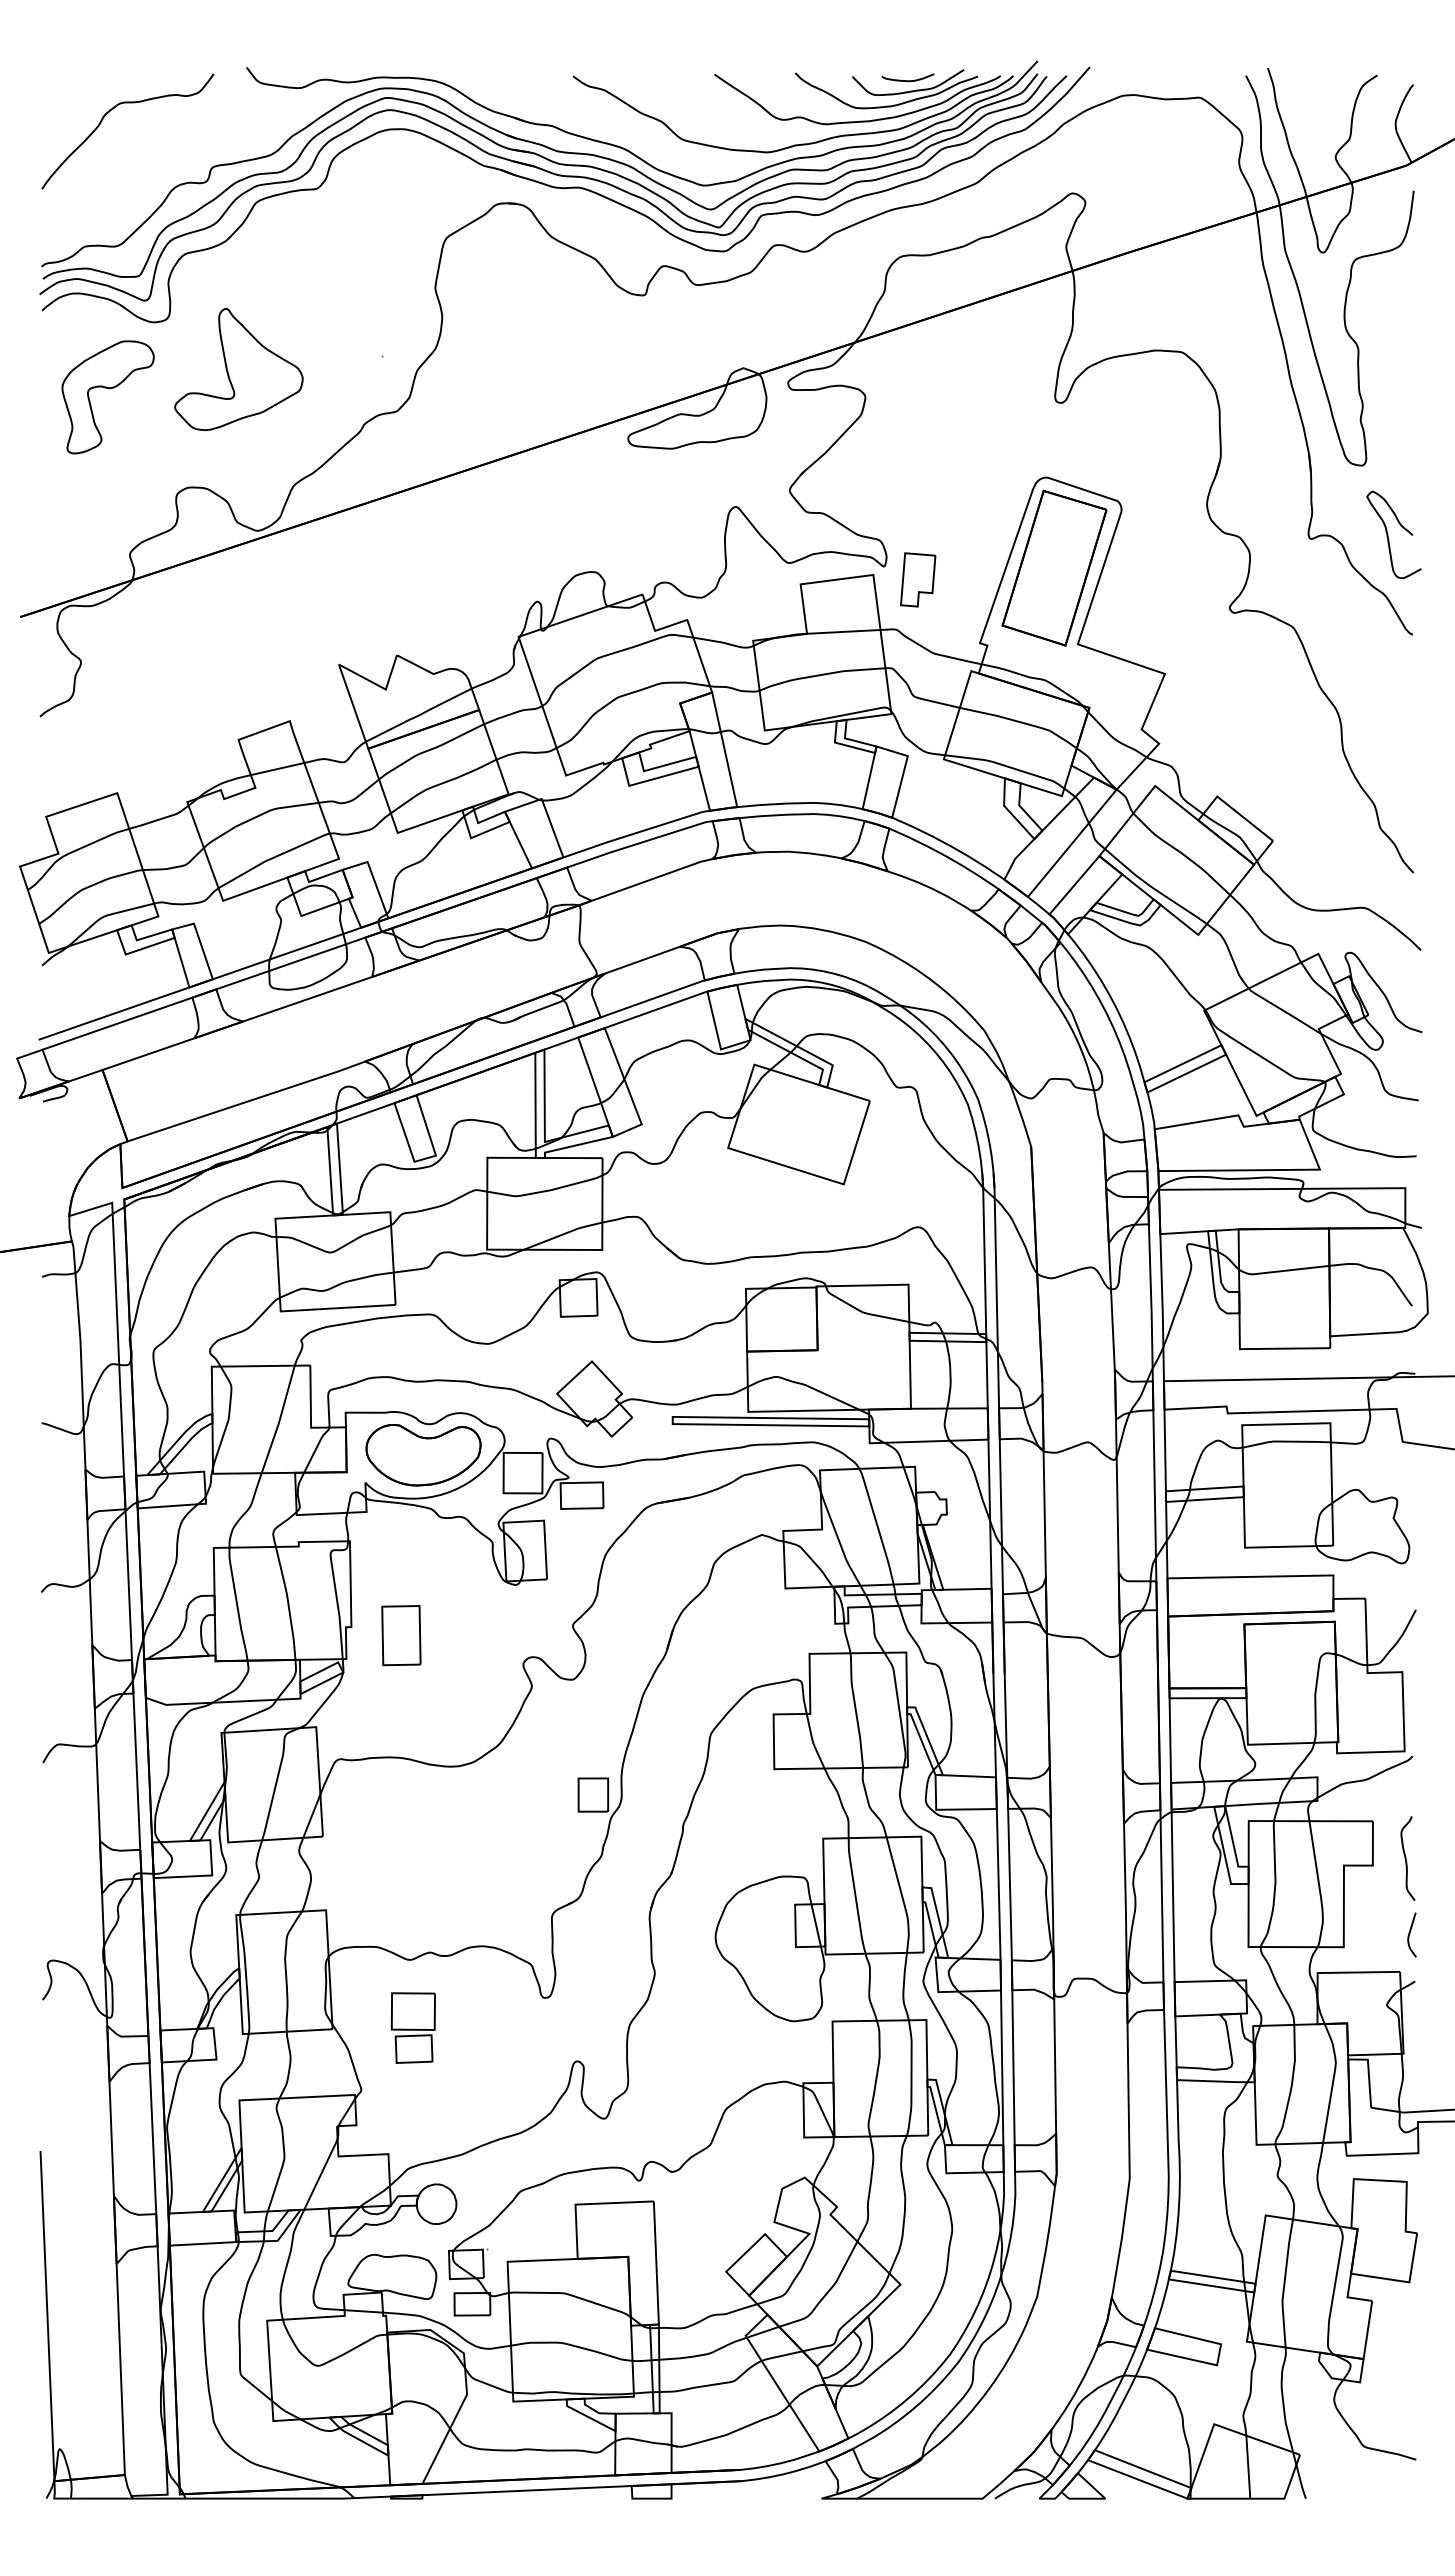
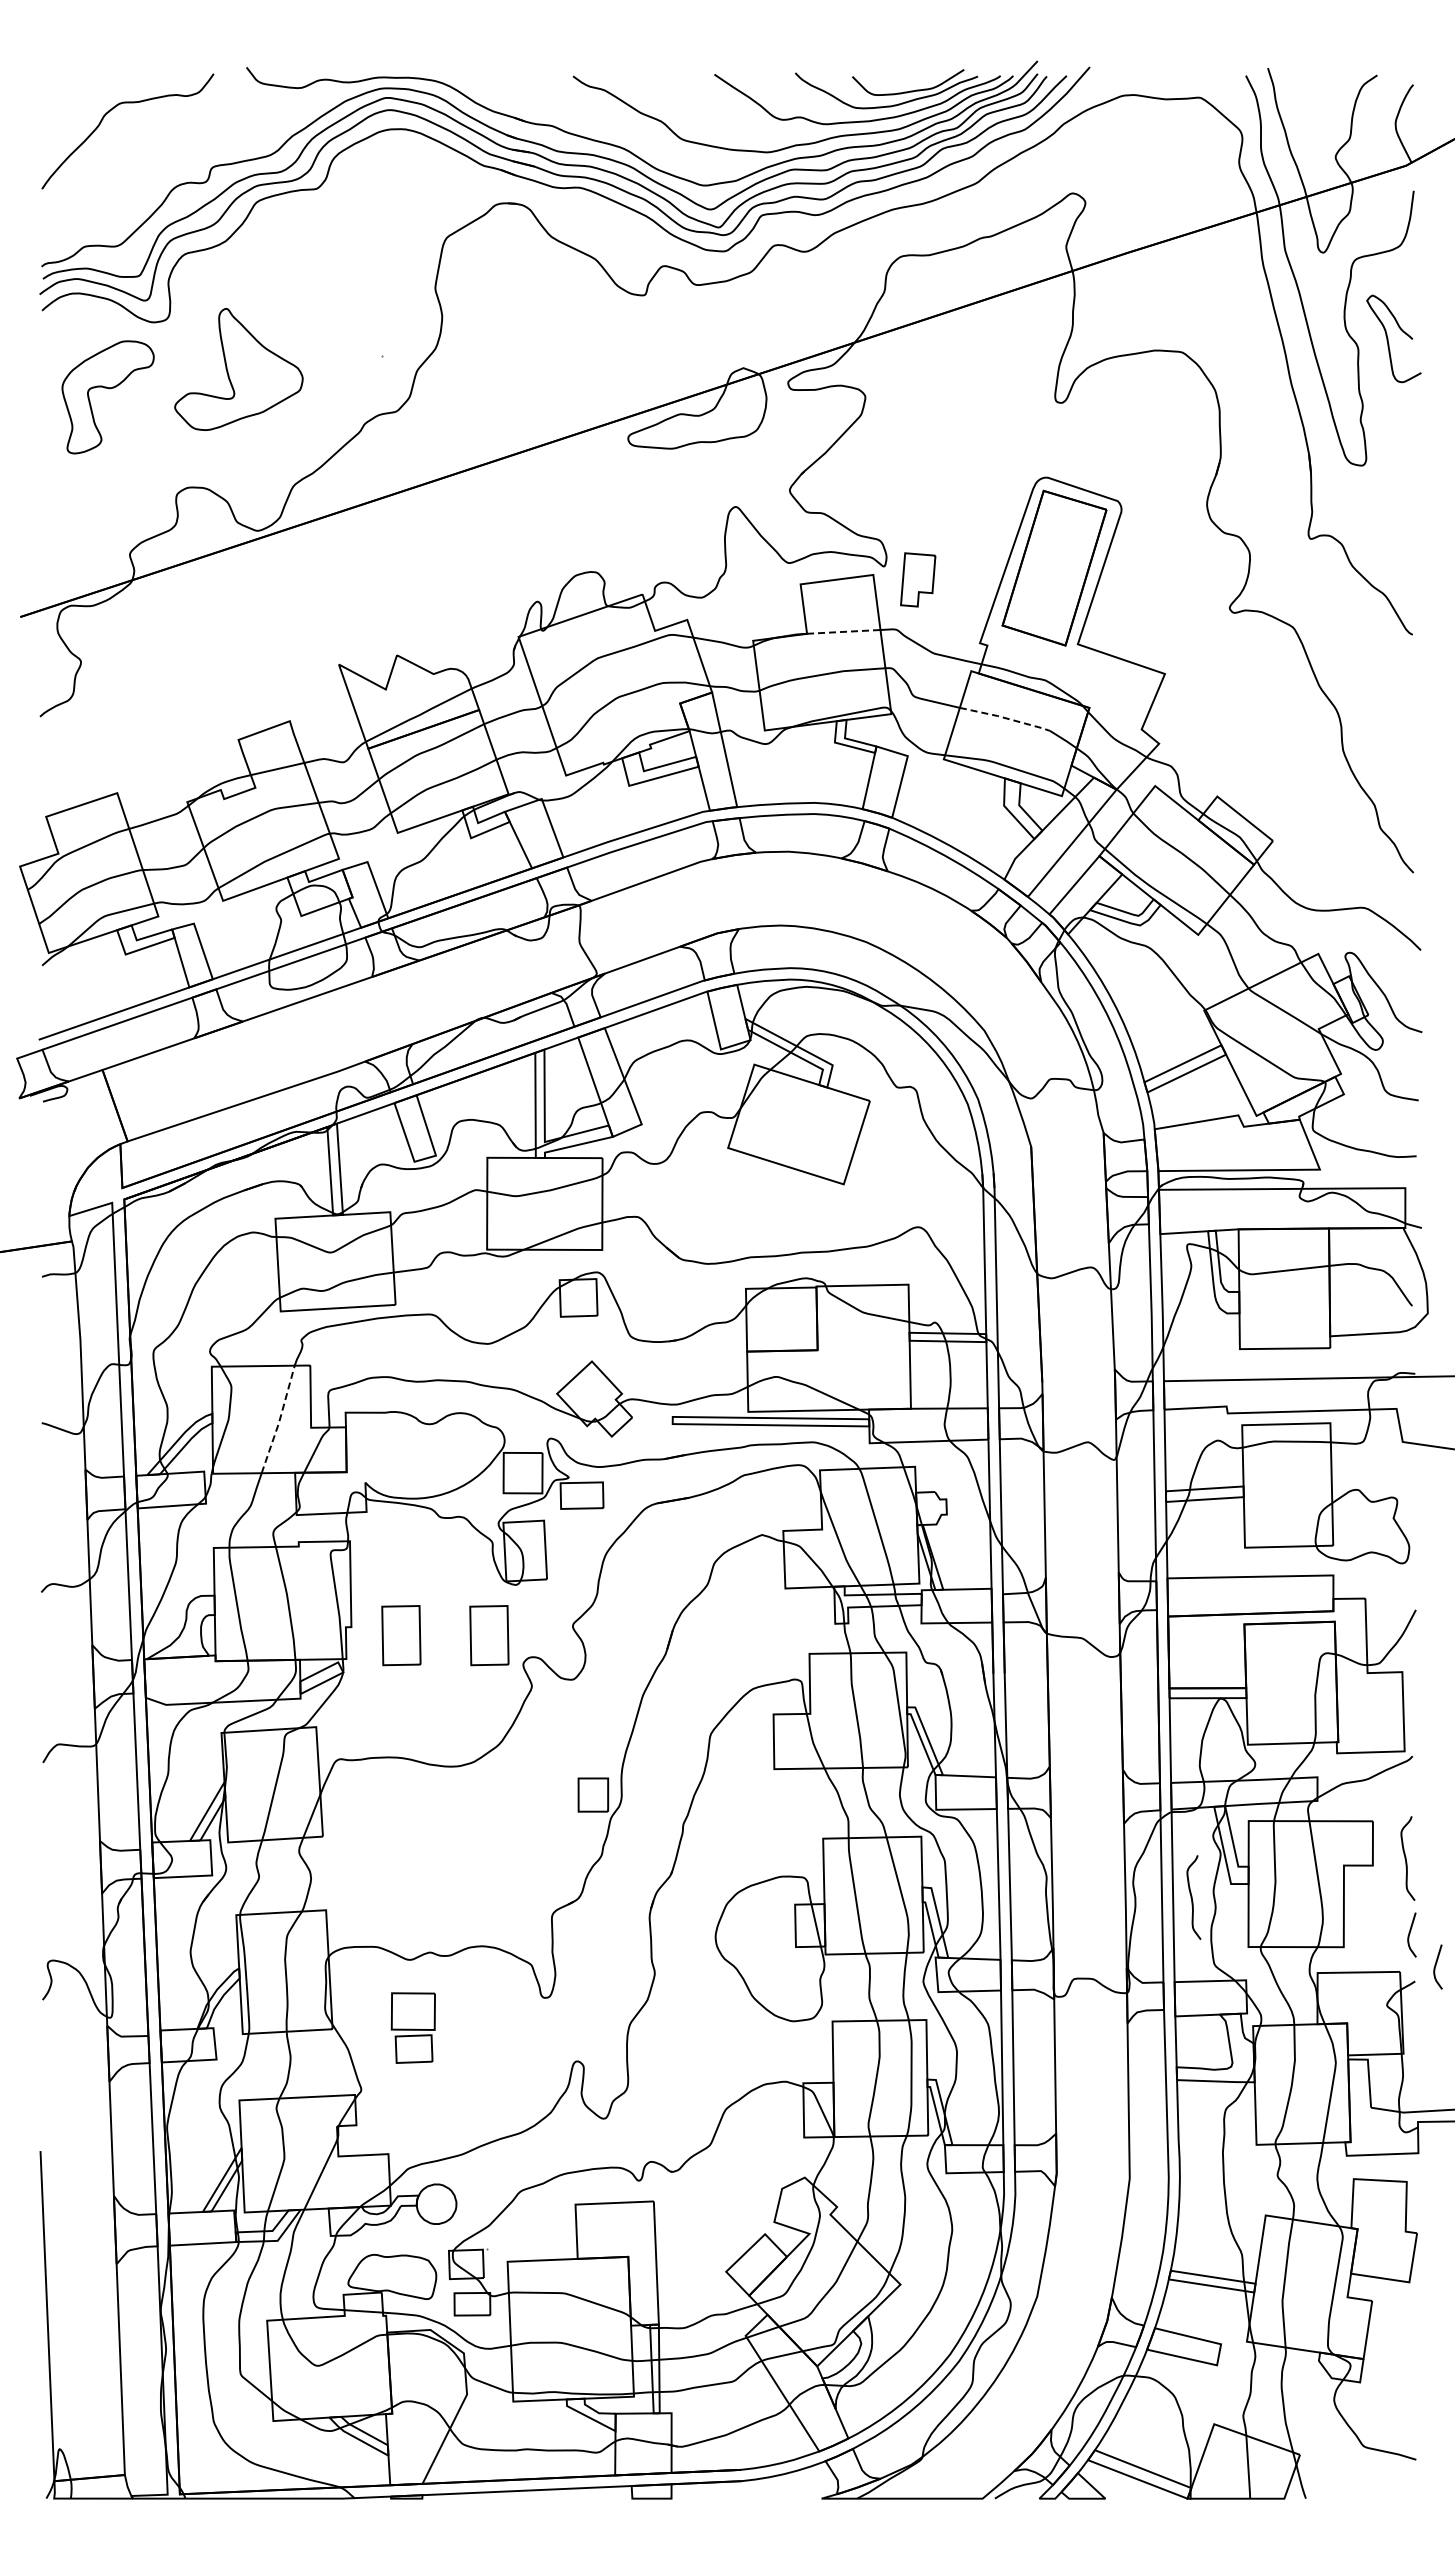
curve: present -> none (907, 80)
curve position: (1388, 534) -> (1388, 338) (1388, 338)
line: solid -> dashed (843, 631)
line: solid -> dashed (1006, 718)
line: solid -> dashed (279, 1420)
part: present -> none (423, 1455)
part: none -> present (489, 1635)
curve: none -> present (1192, 1897)
curve: none -> present (1436, 1966)
